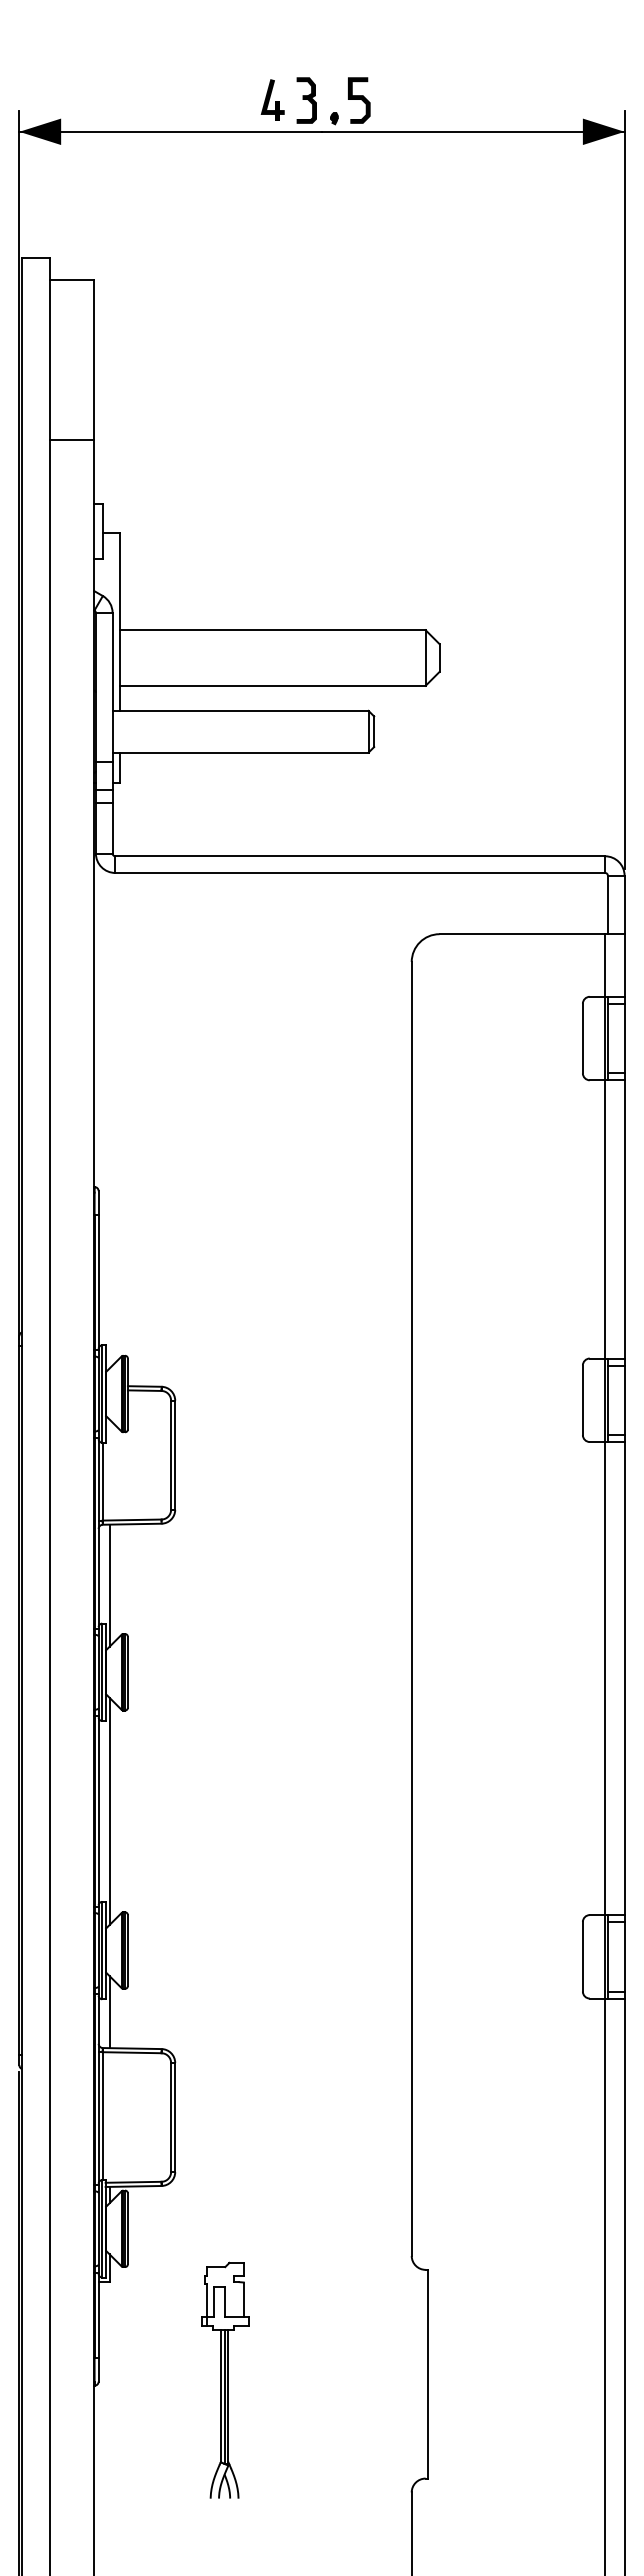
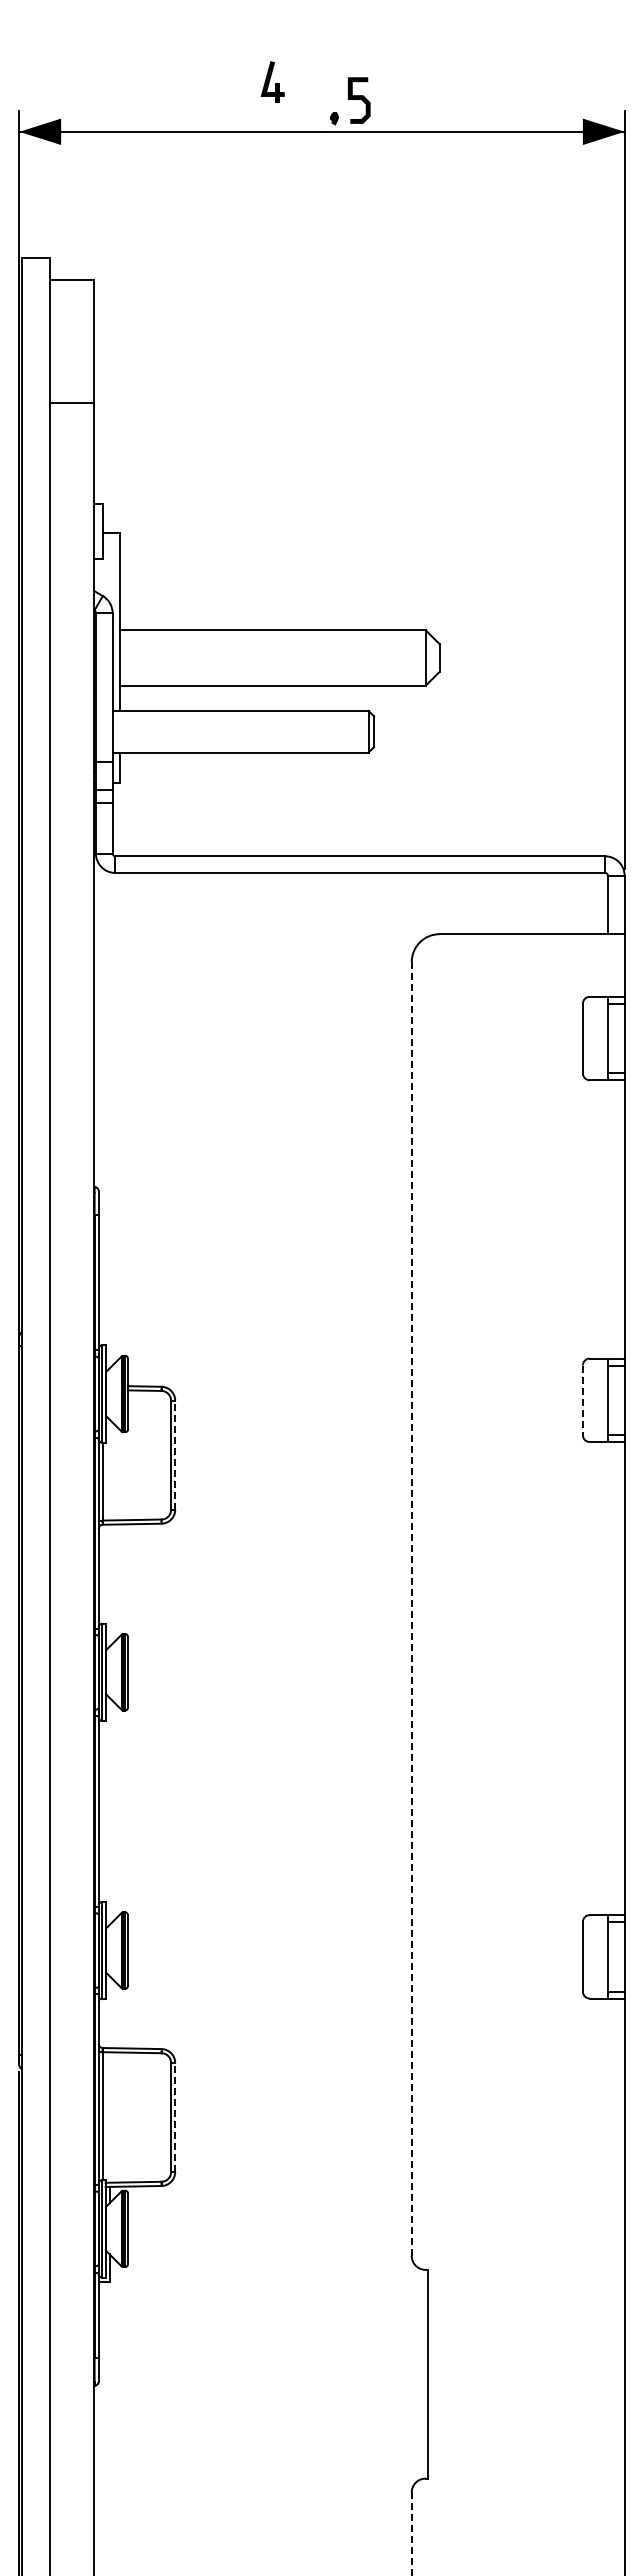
part position: (272, 99) -> (272, 81) (272, 81)
part: present -> none (306, 100)
line position: (71, 439) -> (71, 402) (71, 402)
line: solid -> dashed (582, 1400)
line: solid -> dashed (175, 1455)
line: present -> none (109, 1585)
line: solid -> dashed (411, 1608)
line: present -> none (605, 1753)
line: present -> none (109, 1810)
line: present -> none (109, 2012)
line: solid -> dashed (175, 2117)
part: present -> none (225, 2379)
line: solid -> dashed (411, 2534)
